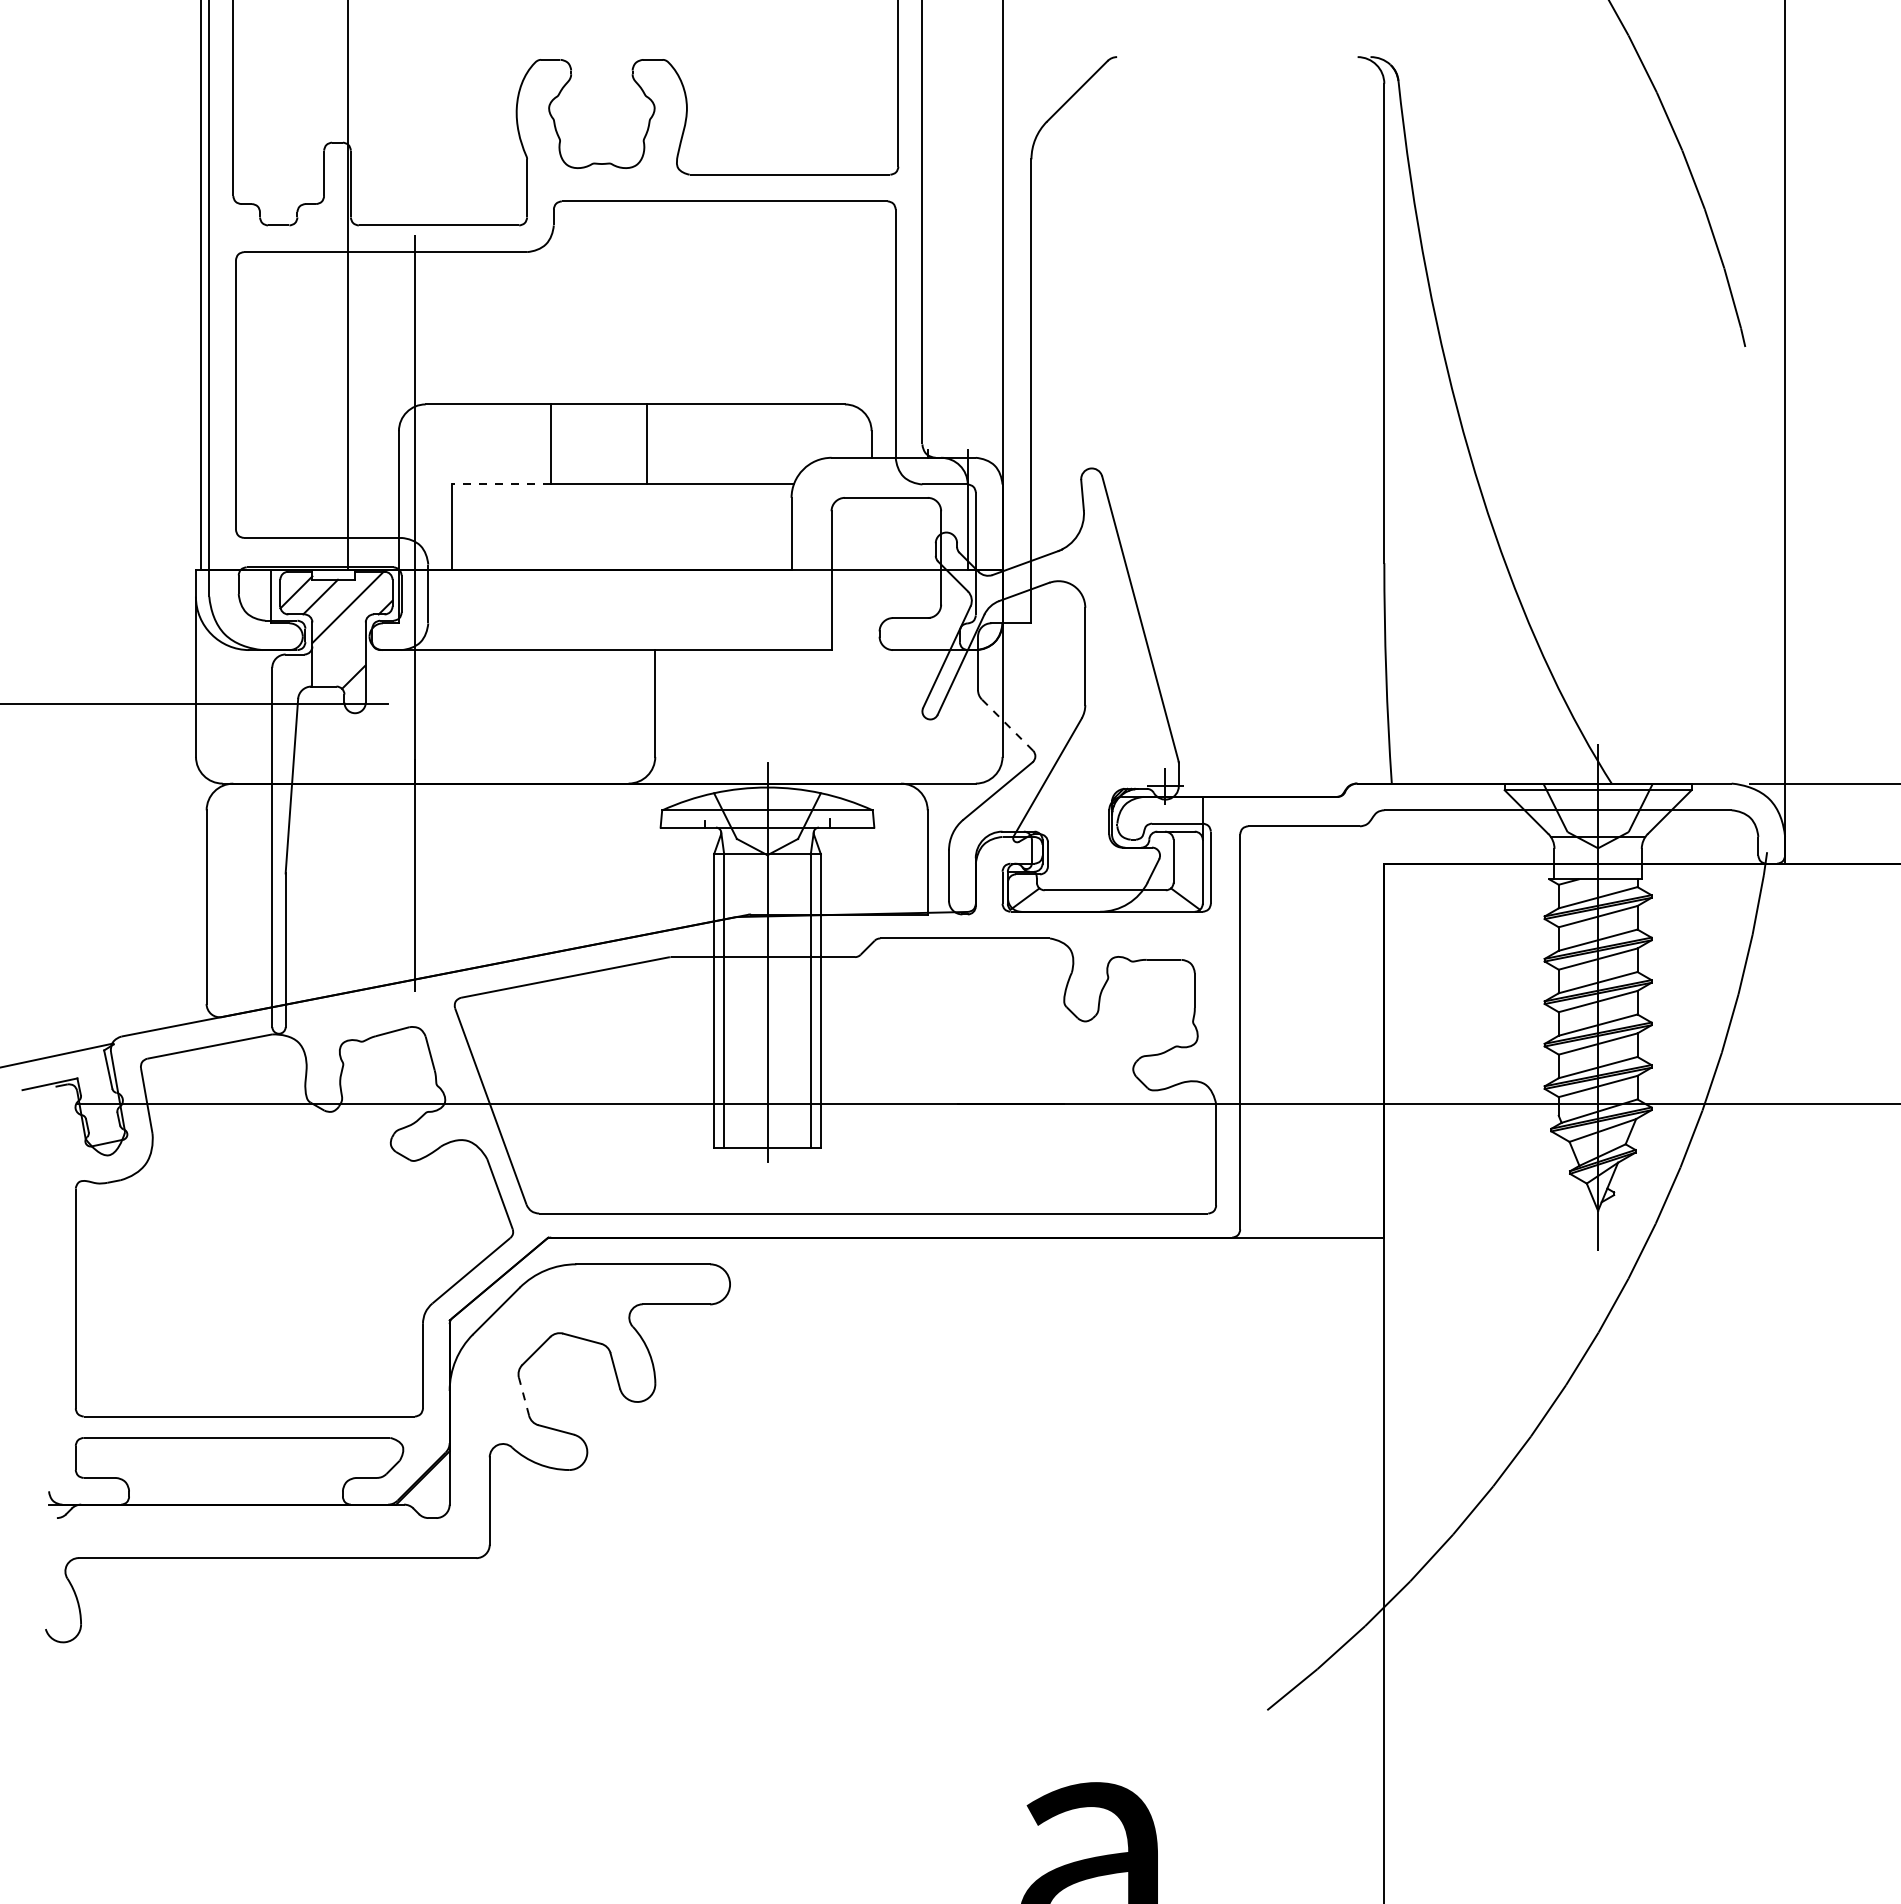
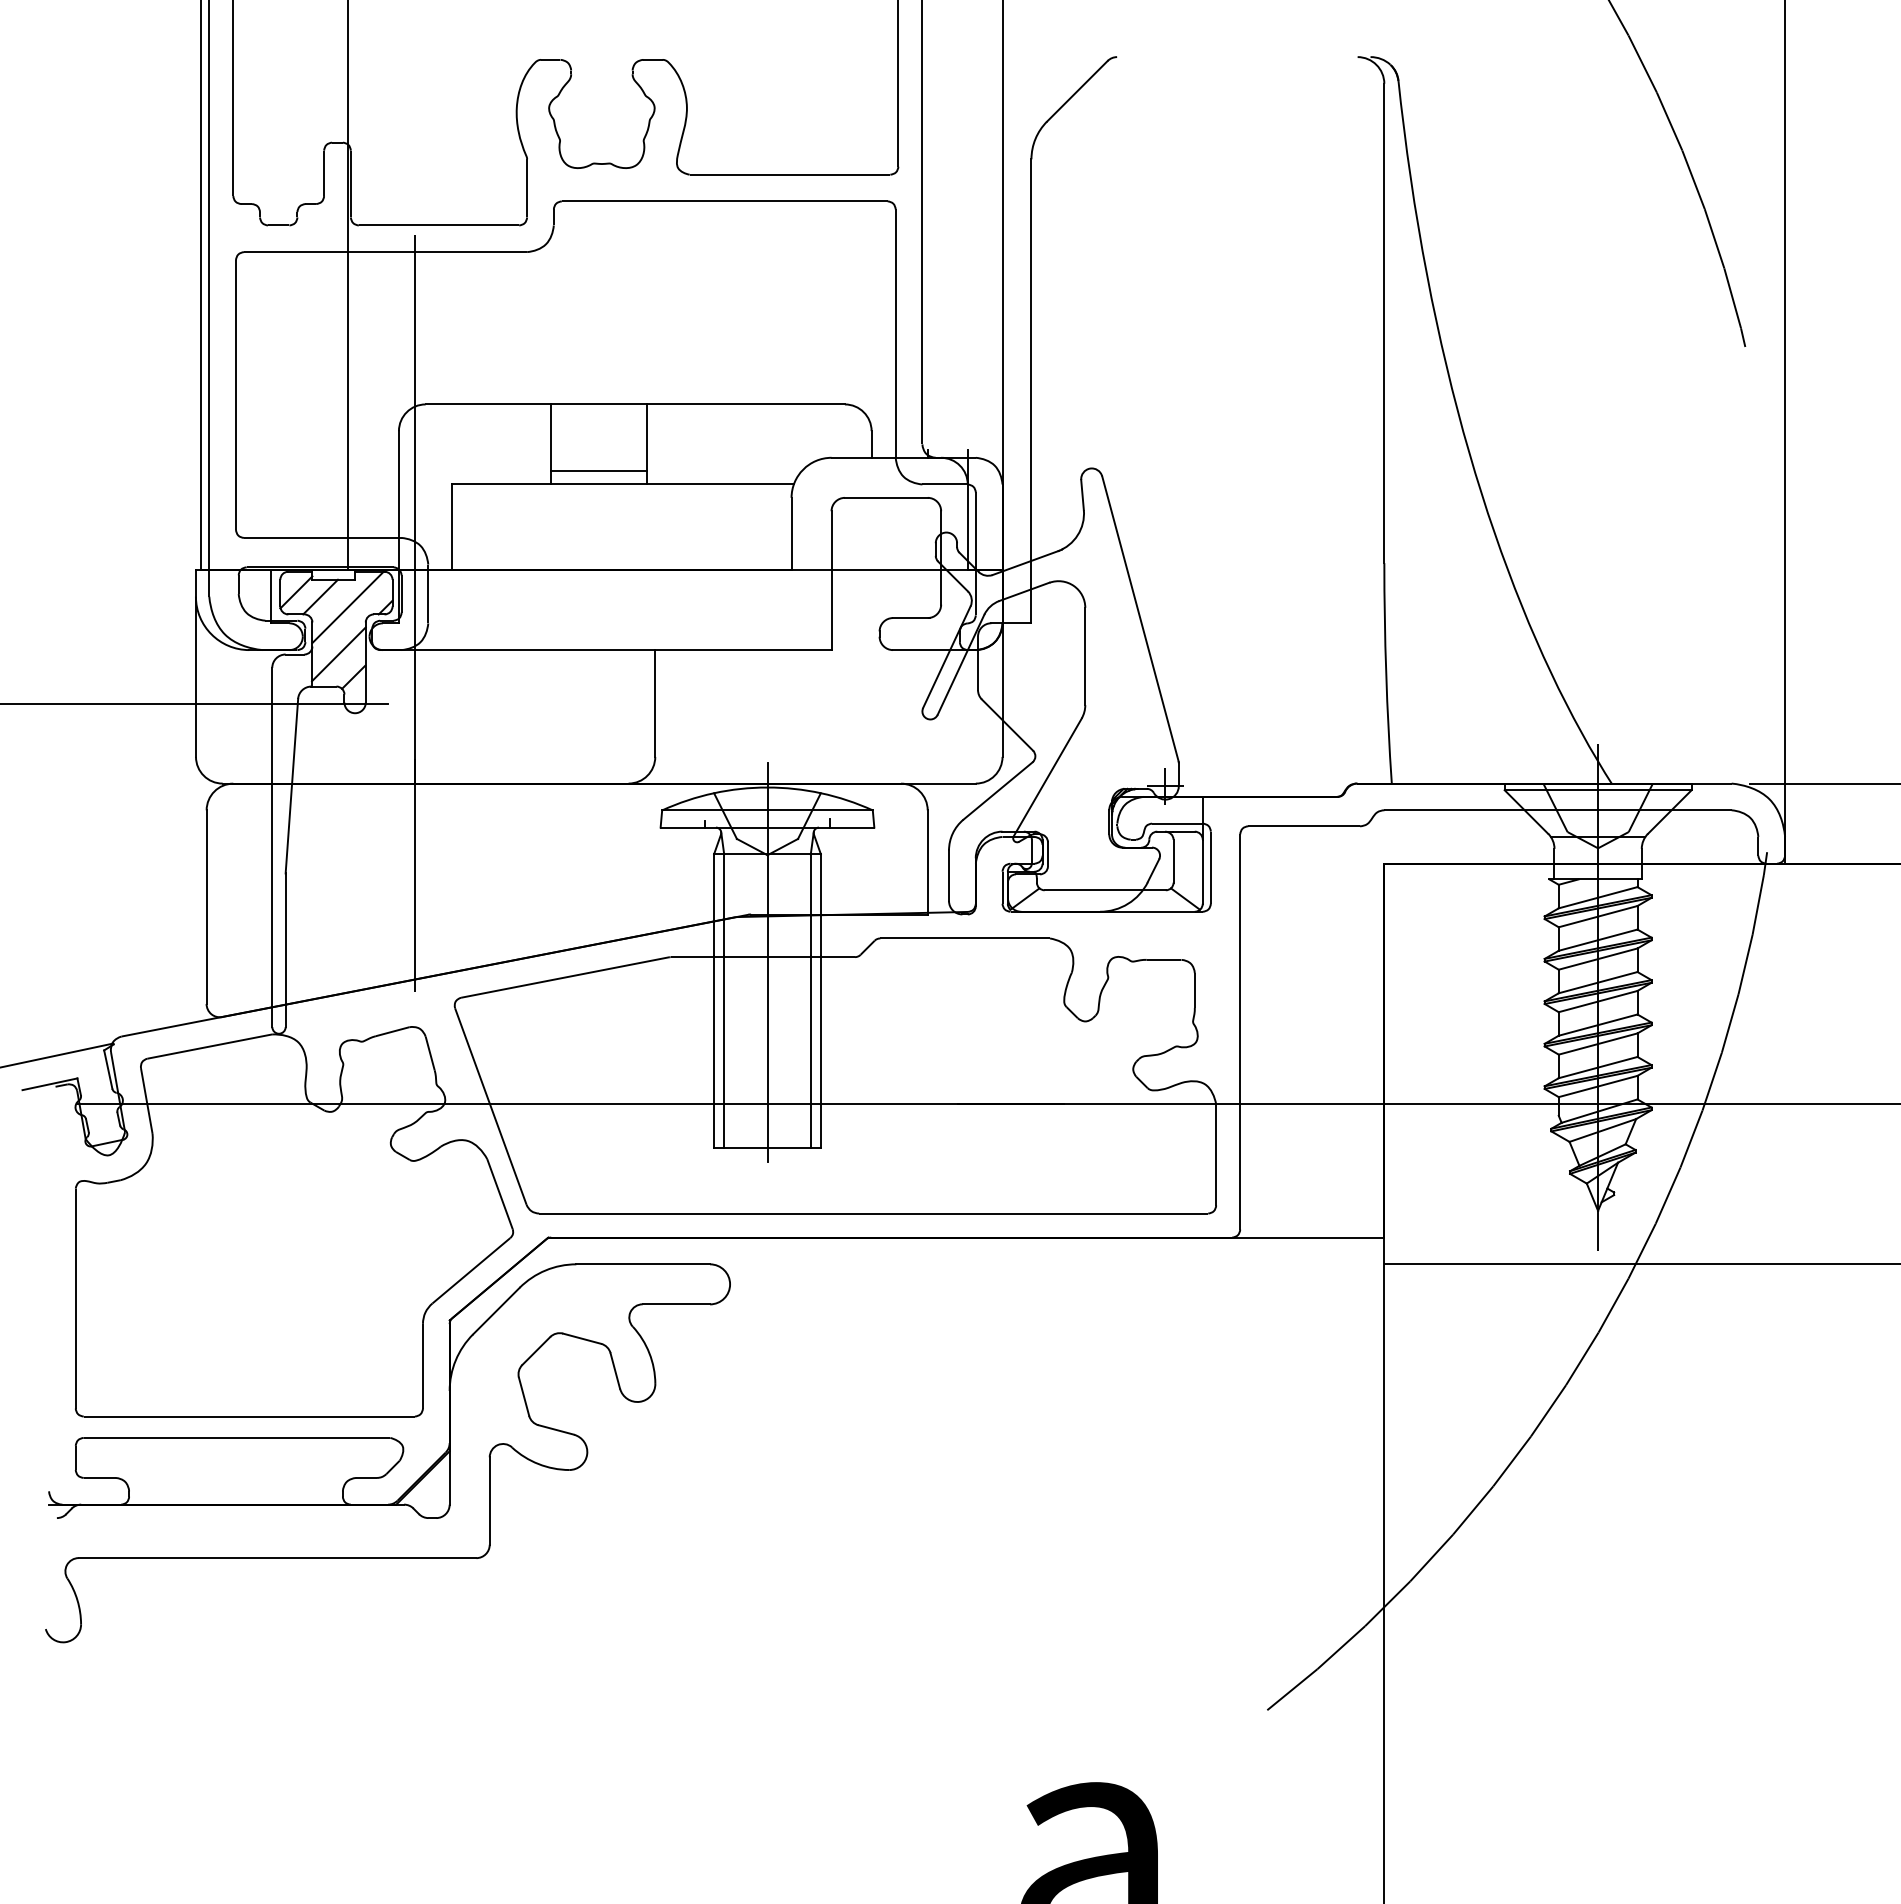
line: none -> present (599, 471)
line: dashed -> solid (501, 484)
line: none -> present (338, 654)
line: dashed -> solid (1007, 724)
line: none -> present (1640, 1264)
line: dashed -> solid (524, 1396)
